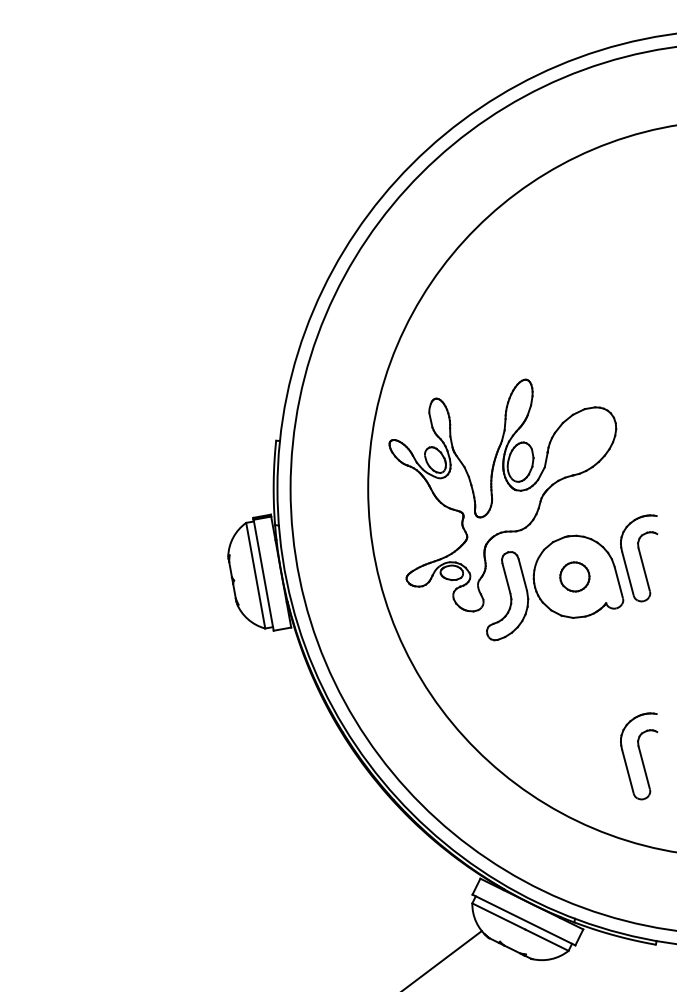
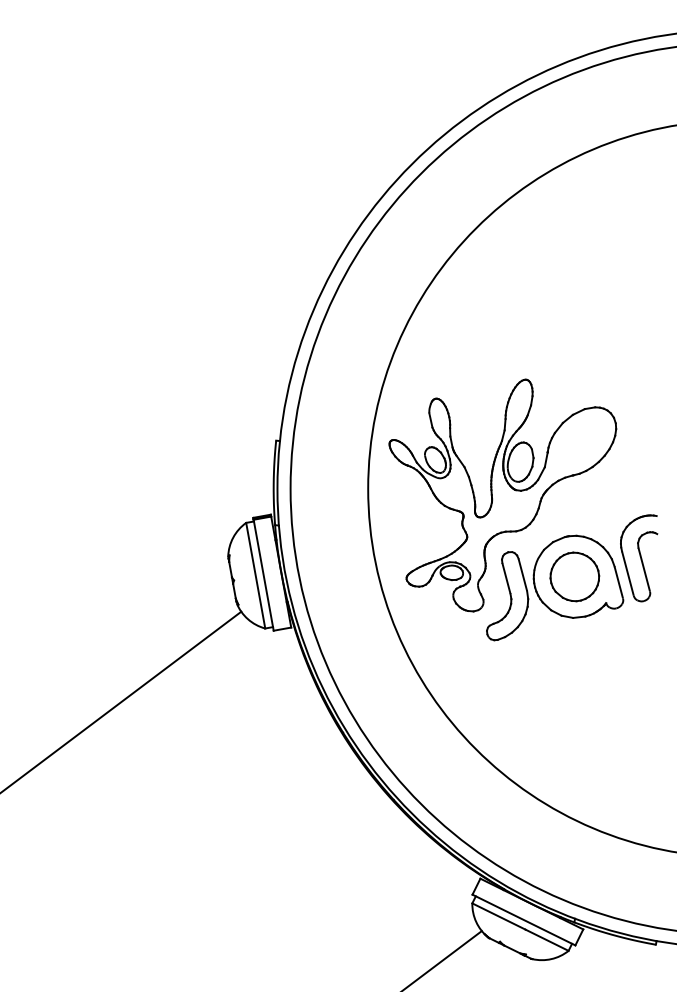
part size: 32x32 px -> 52x52 px (574, 576)
line: none -> present (121, 701)
part: present -> none (639, 756)
